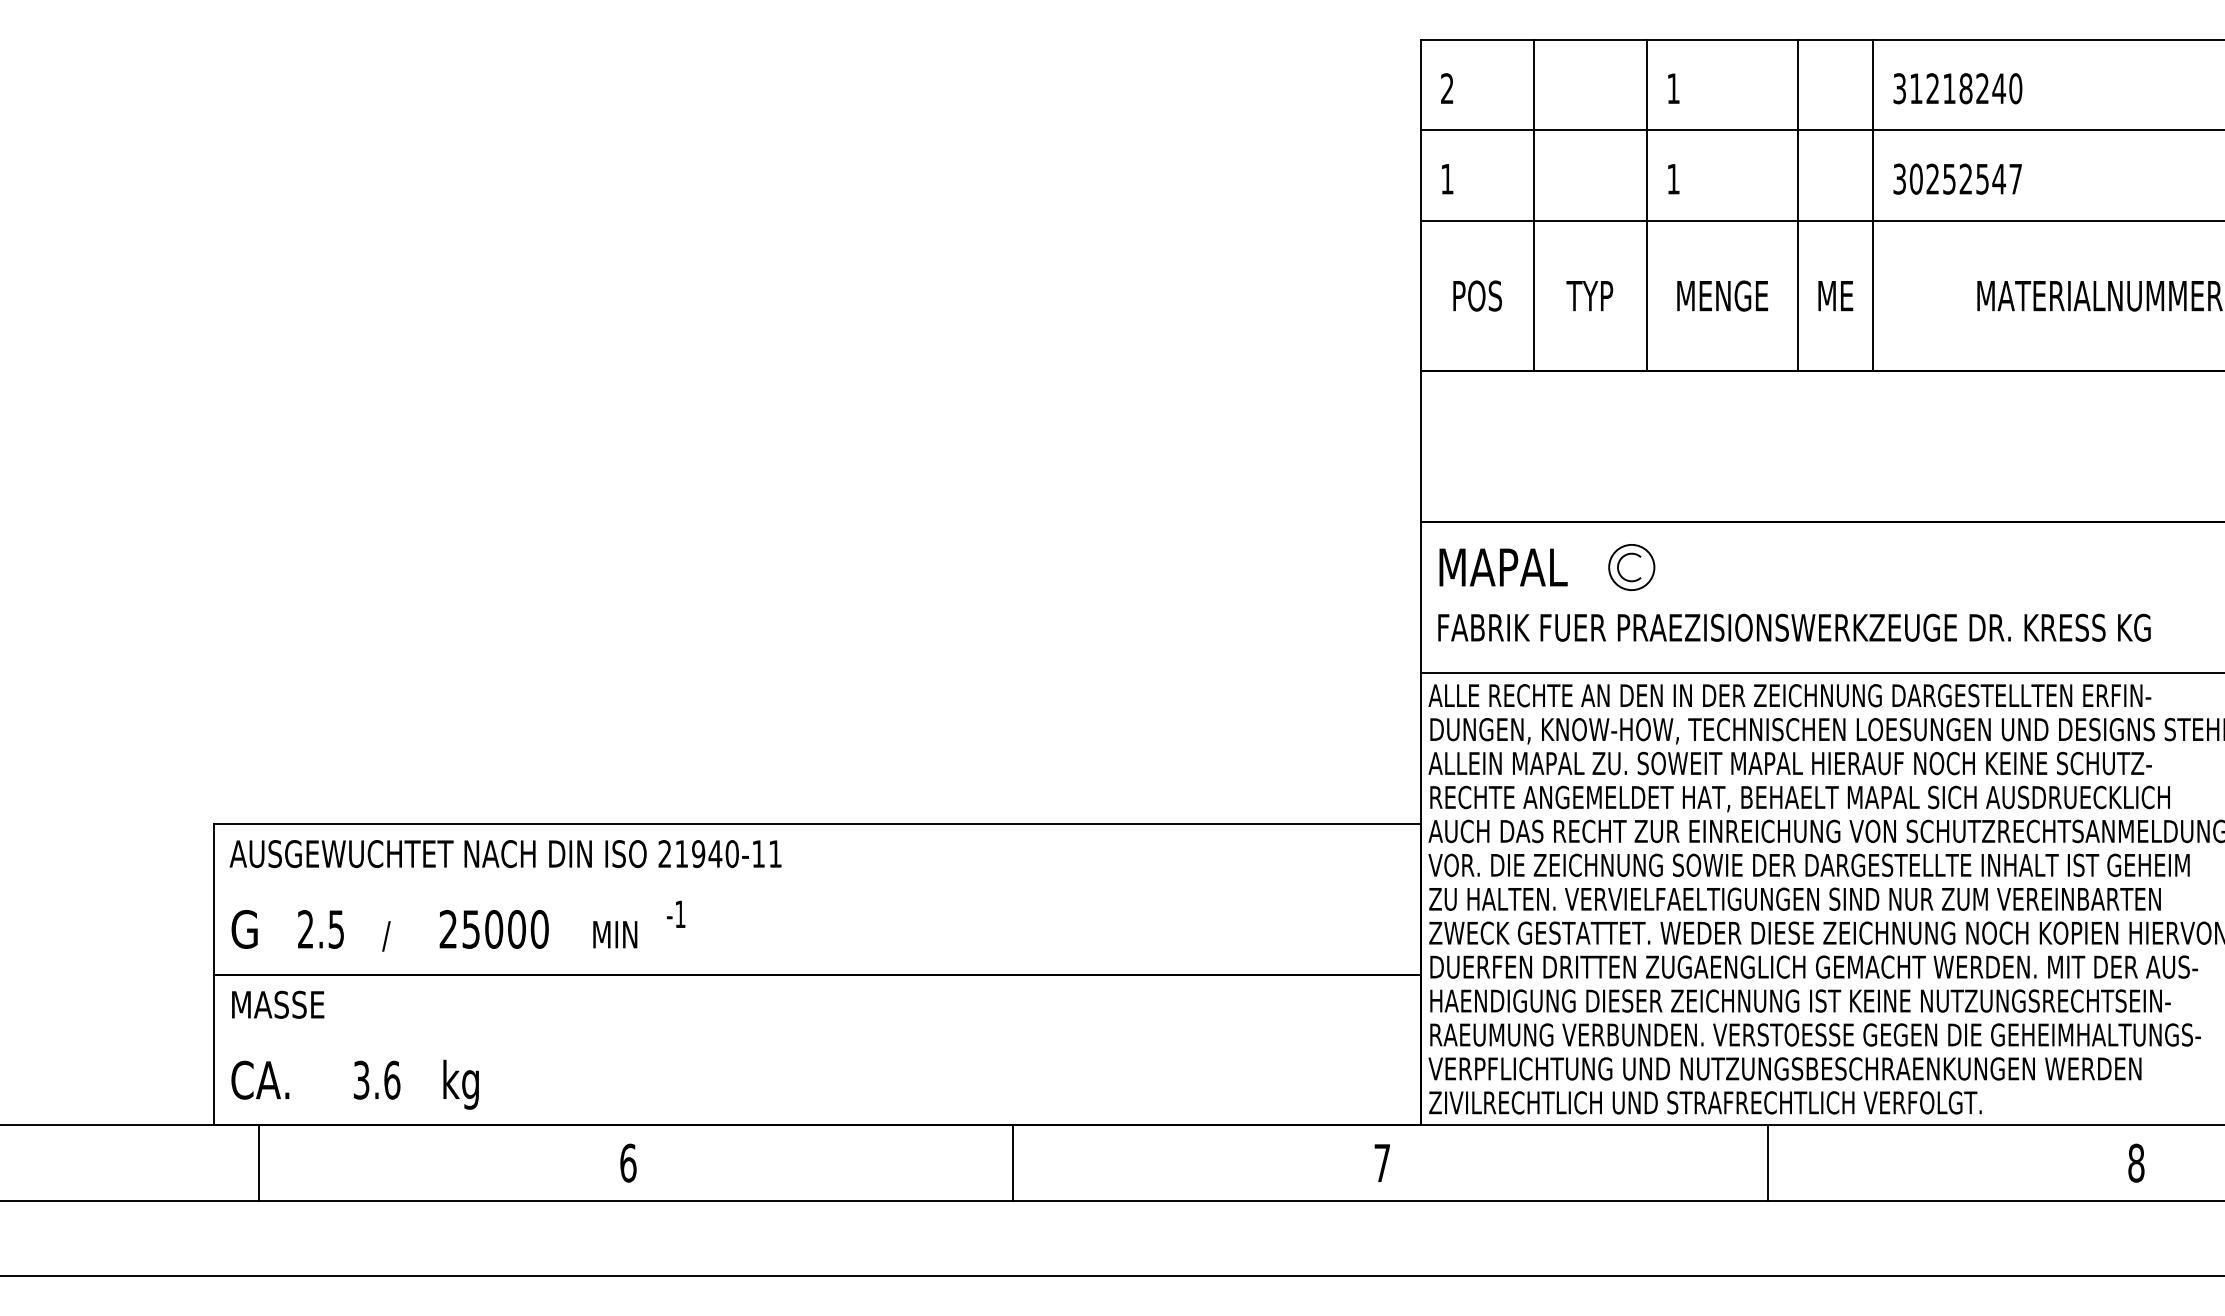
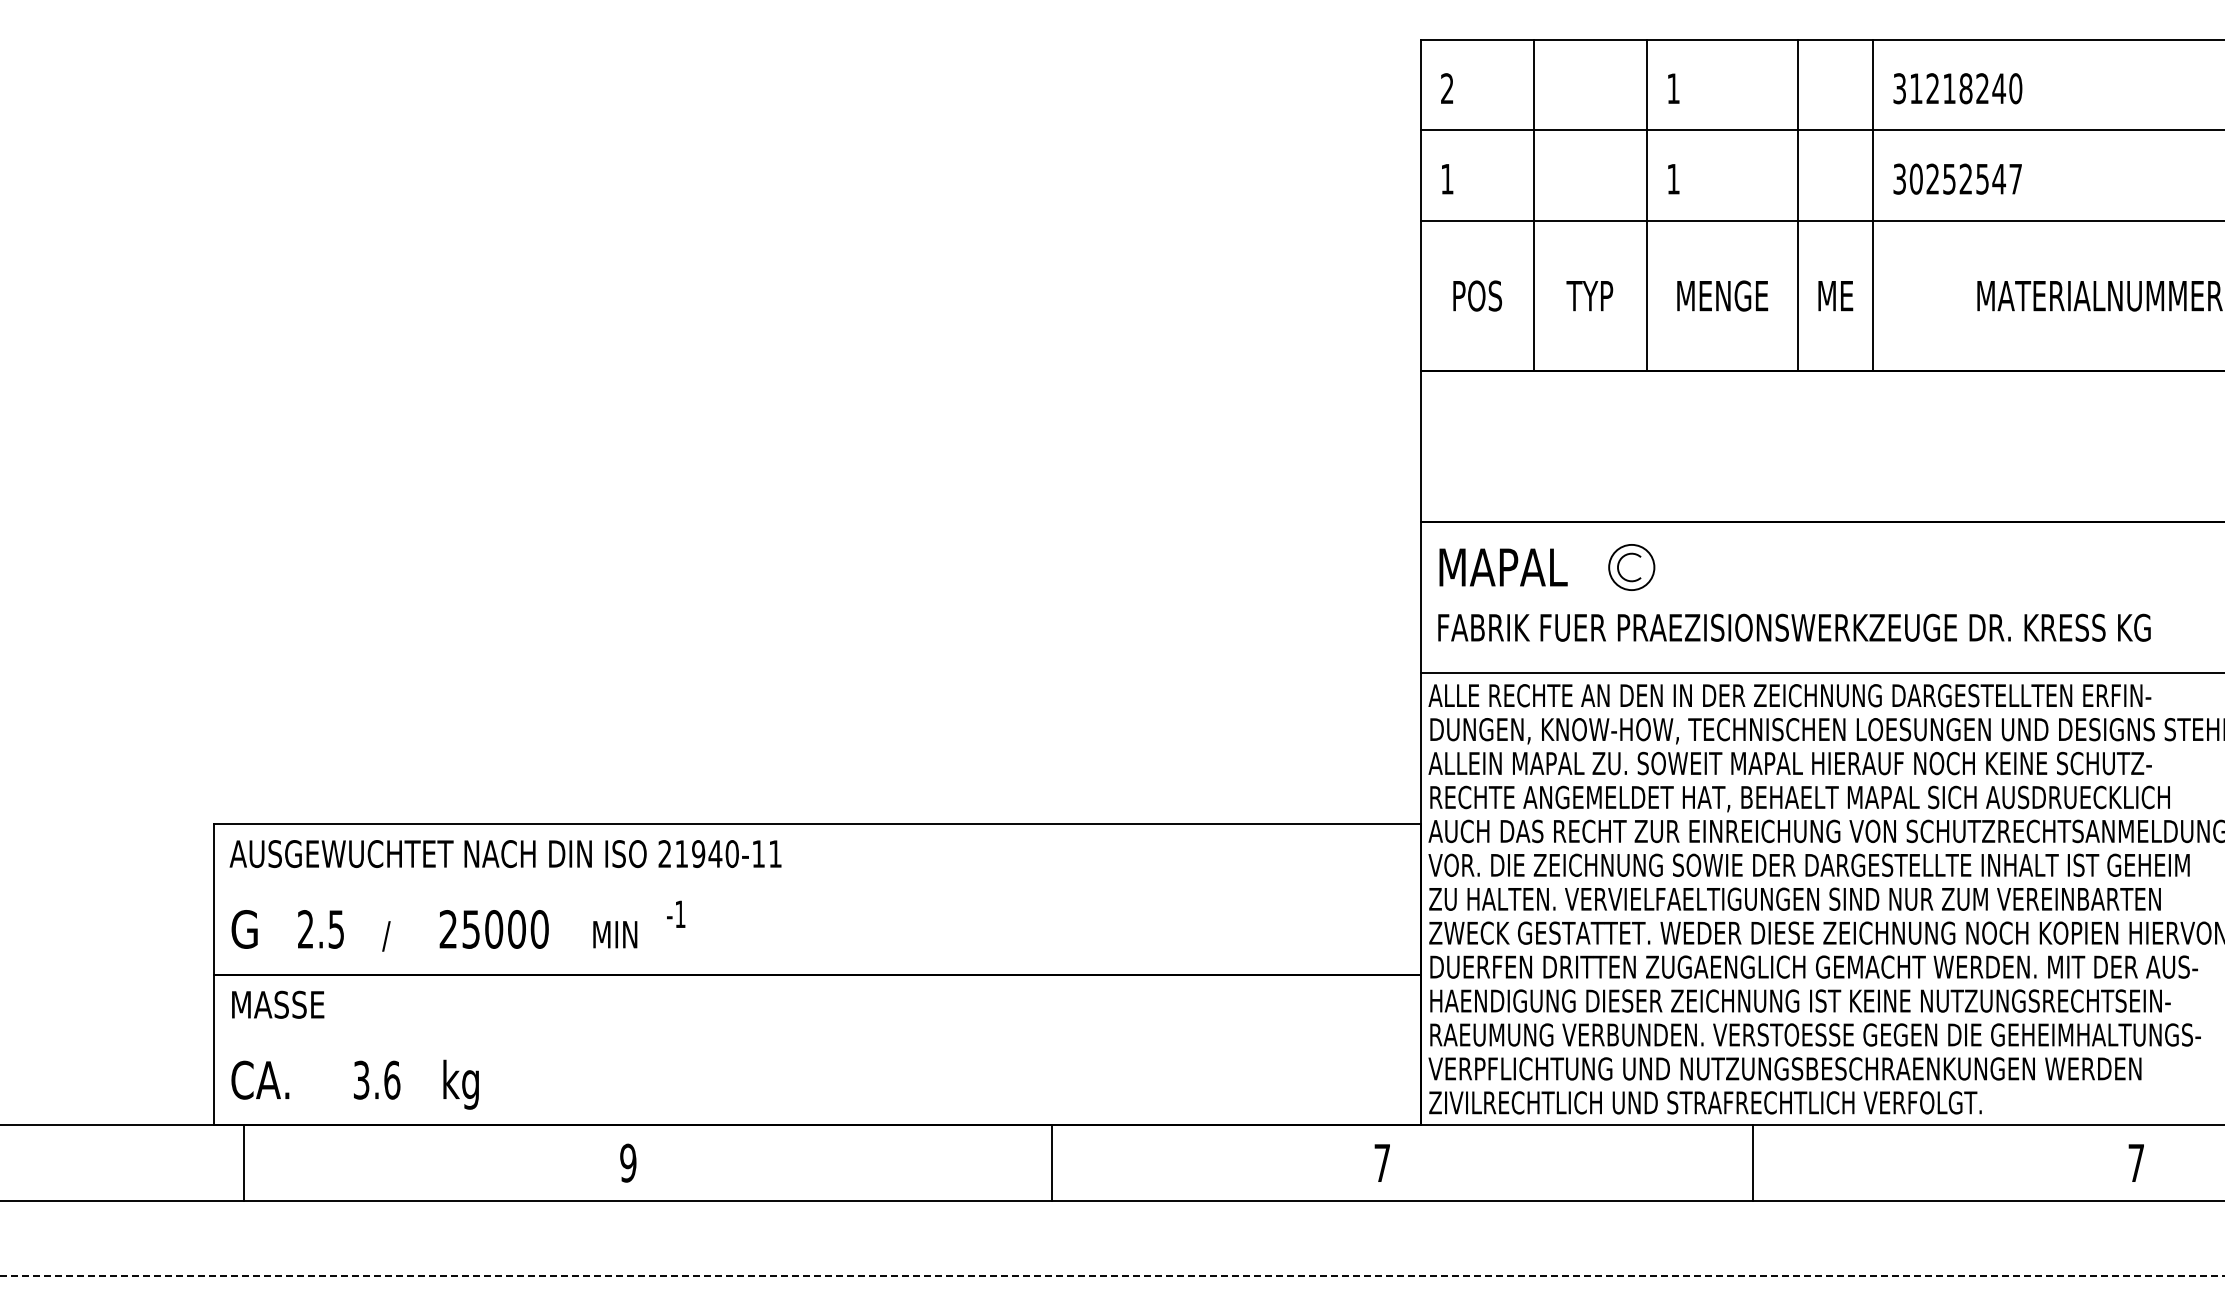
line position: (259, 1162) -> (244, 1162) (244, 1162)
text: 6 -> 9 (628, 1162)
line position: (1013, 1162) -> (1052, 1162) (1052, 1162)
line position: (1767, 1162) -> (1752, 1162) (1752, 1162)
text: 8 -> 7 (2136, 1162)
line: solid -> dashed (1112, 1276)
